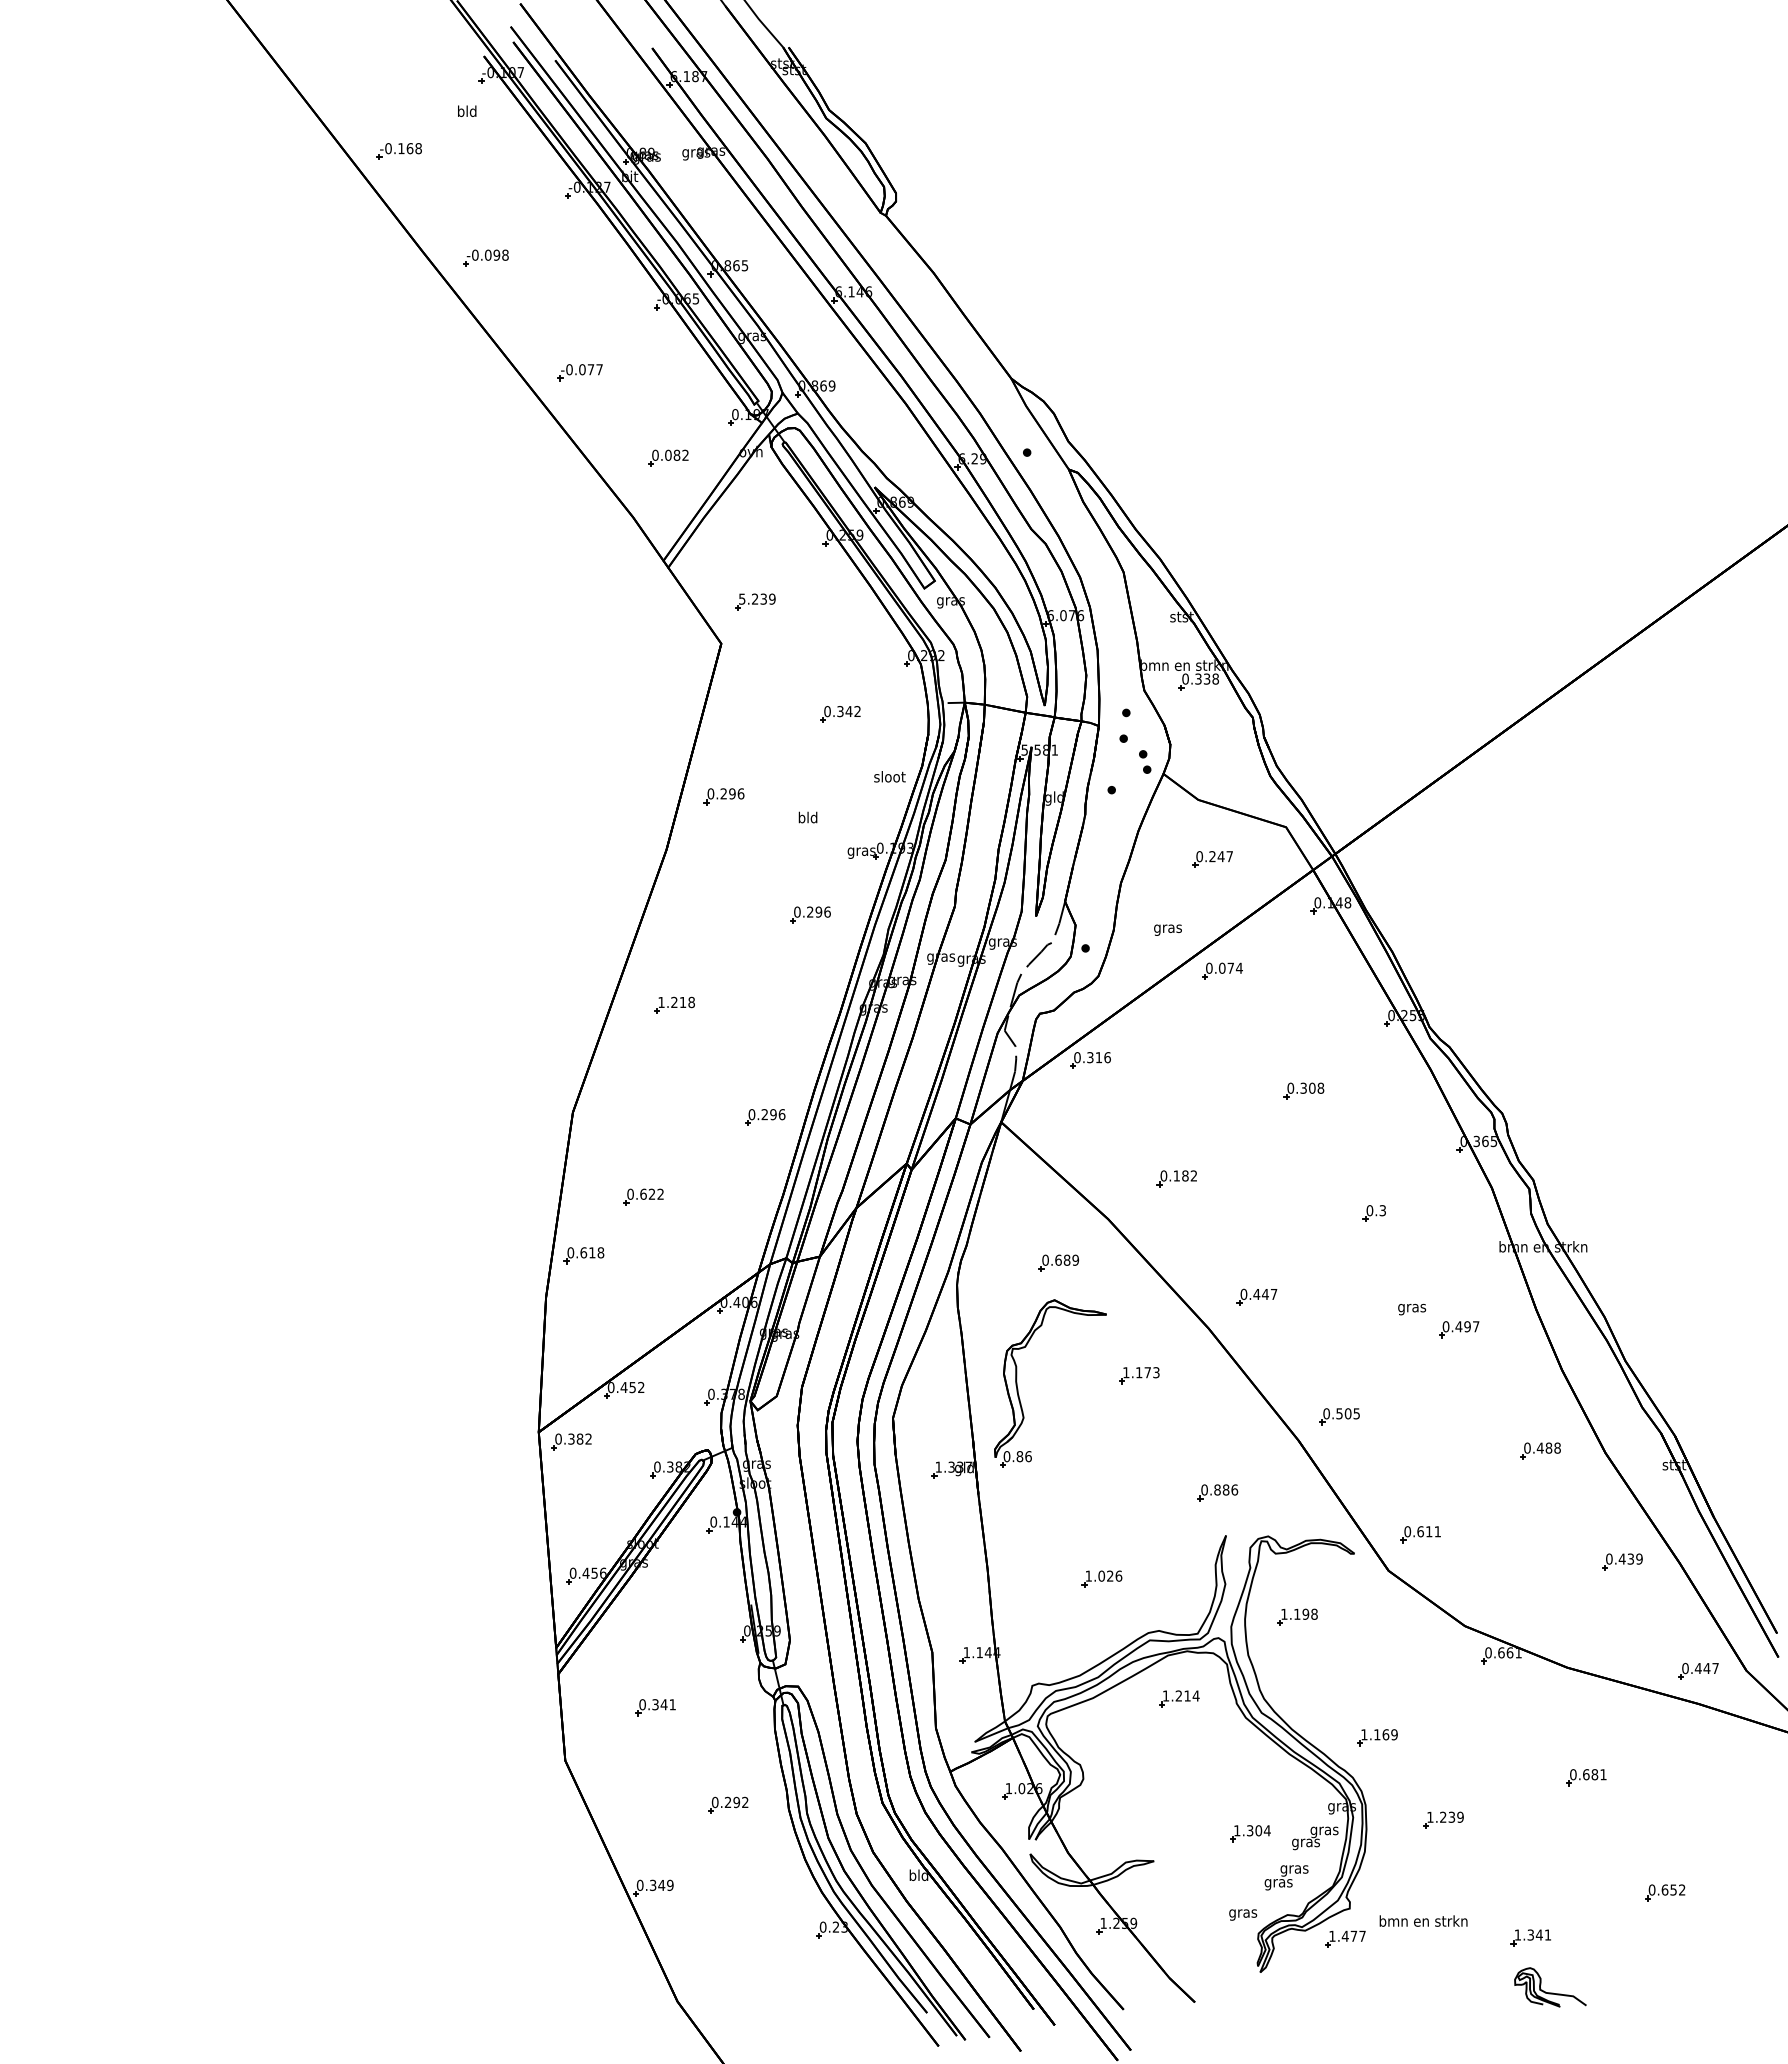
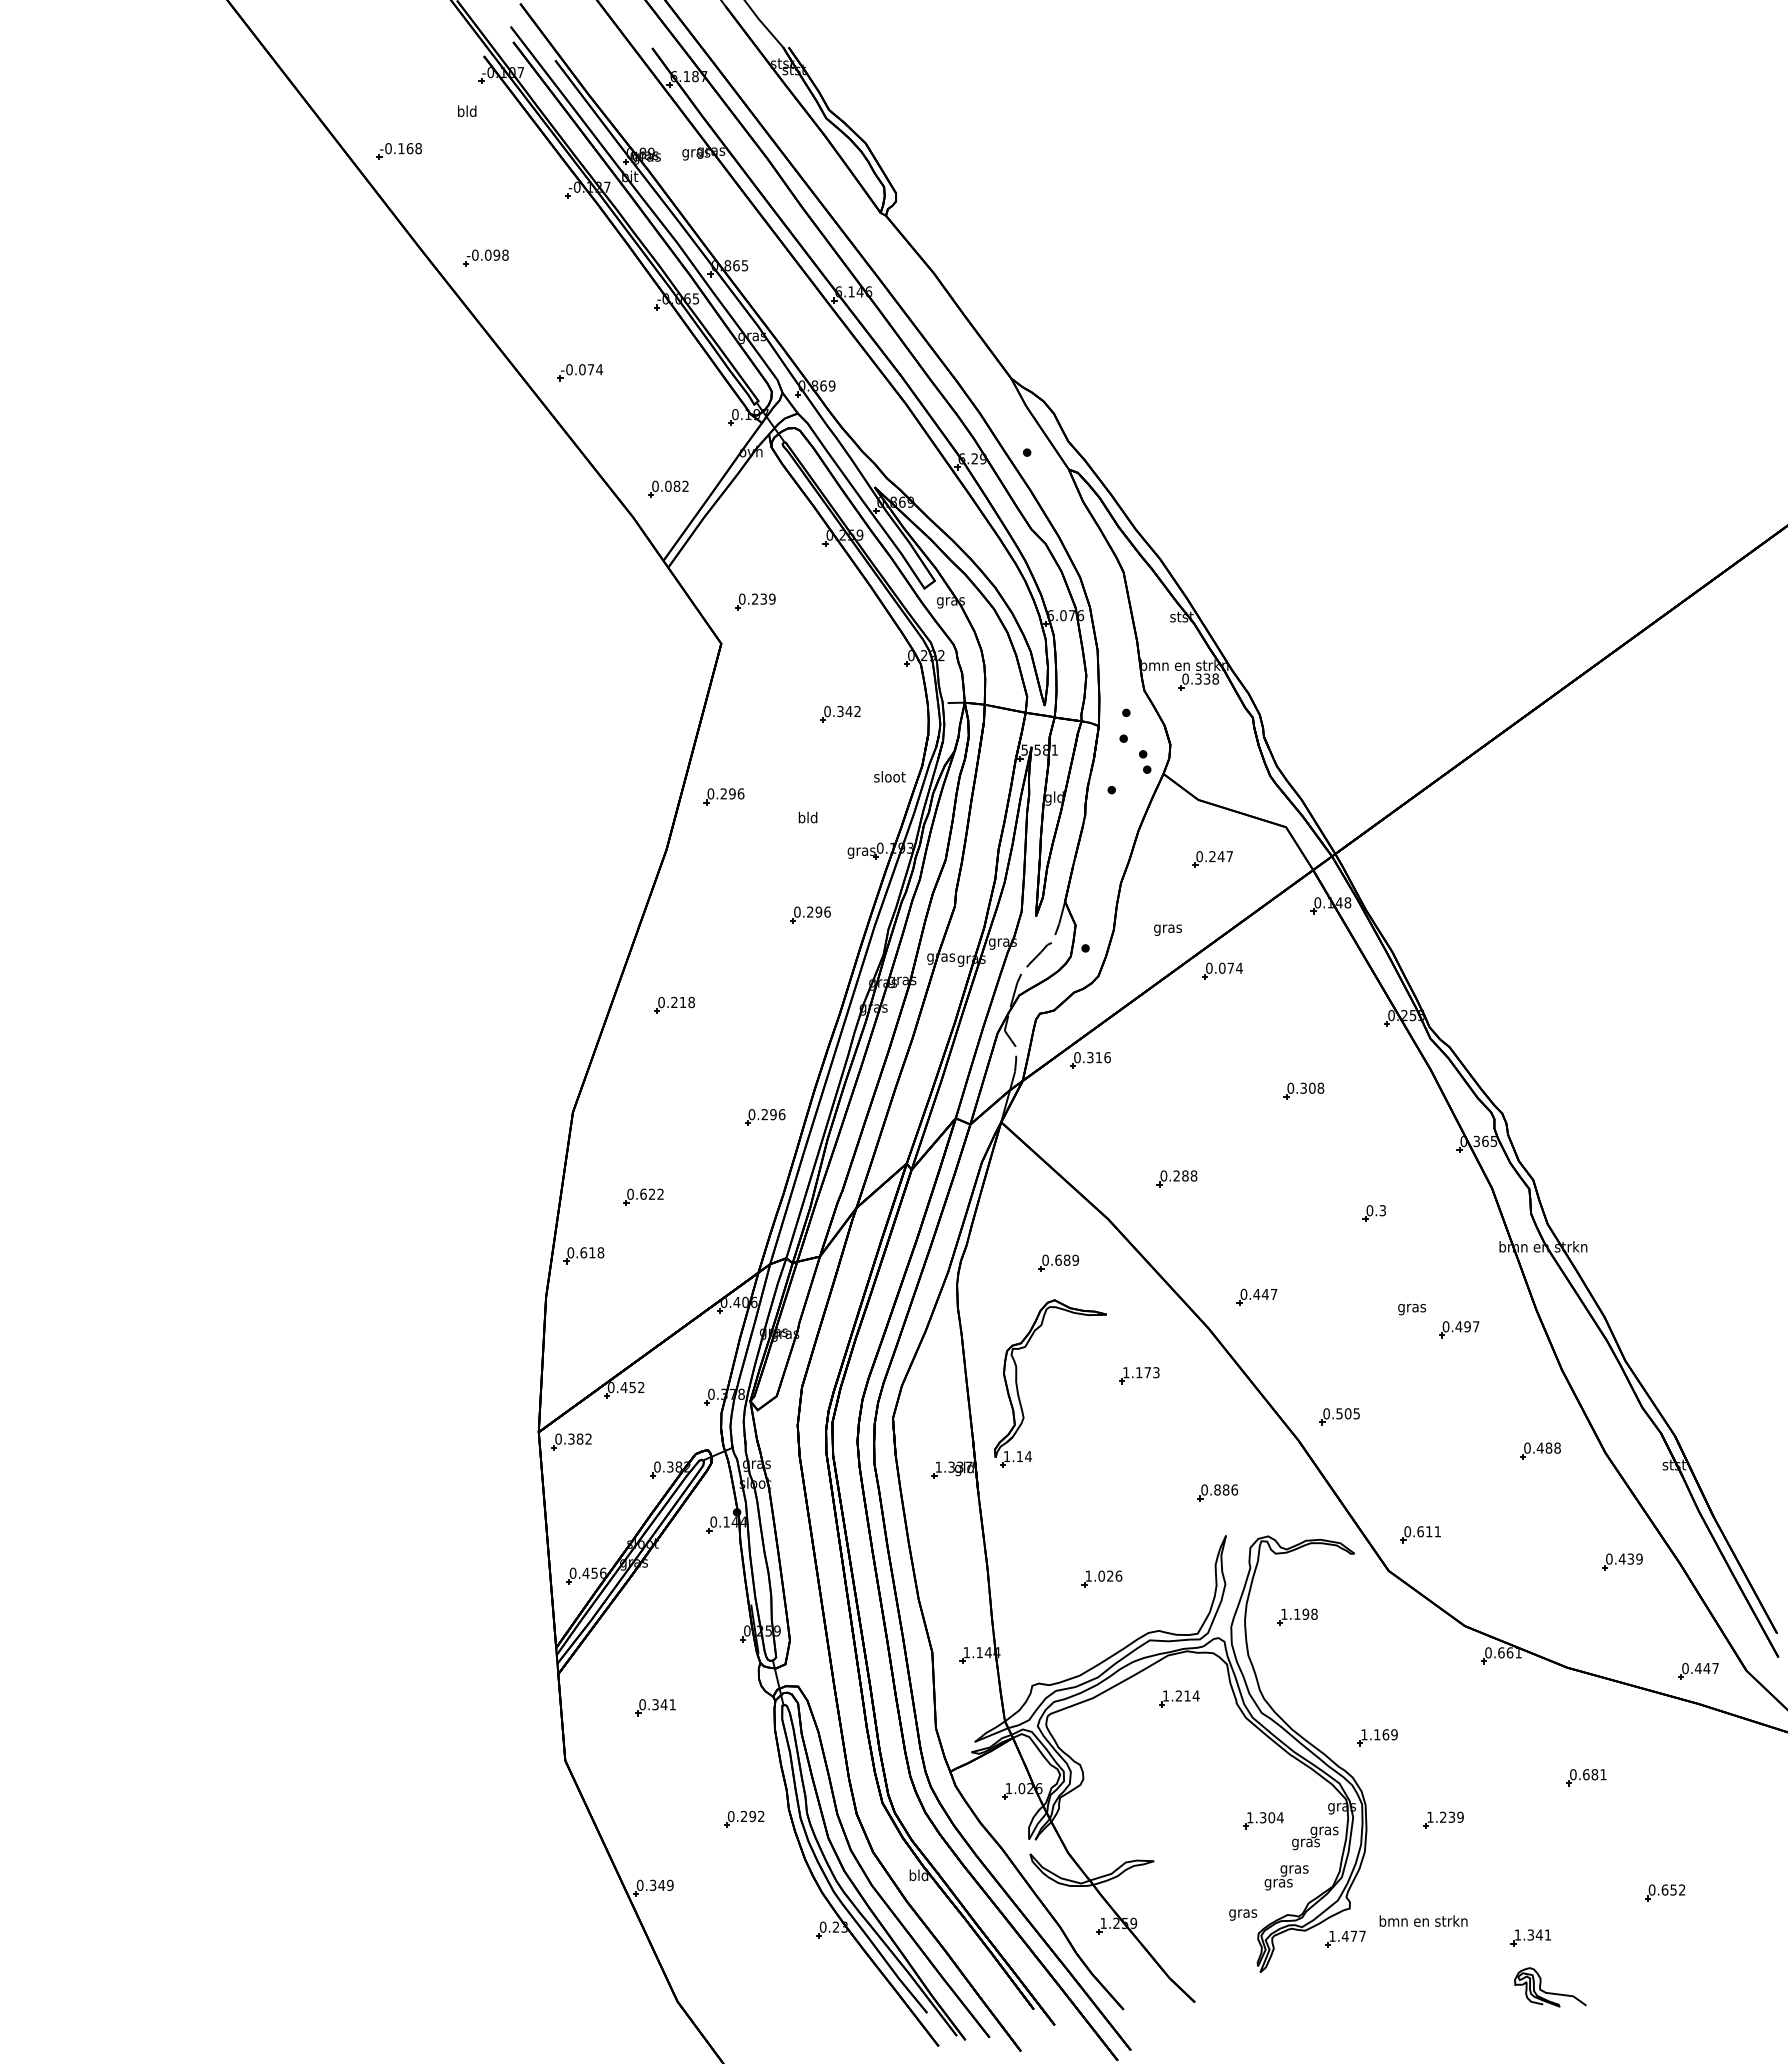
text: -0.077 -> -0.074 (599, 369)
part position: (668, 457) -> (668, 488) (668, 488)
text: 5.239 -> 0.239 (742, 598)
text: 1.218 -> 0.218 (661, 1002)
text: 0.182 -> 0.288 (1185, 1175)
text: 0.86 -> 1.14 (1017, 1456)
part position: (728, 1804) -> (744, 1818) (744, 1818)
part position: (1250, 1833) -> (1263, 1820) (1263, 1820)
